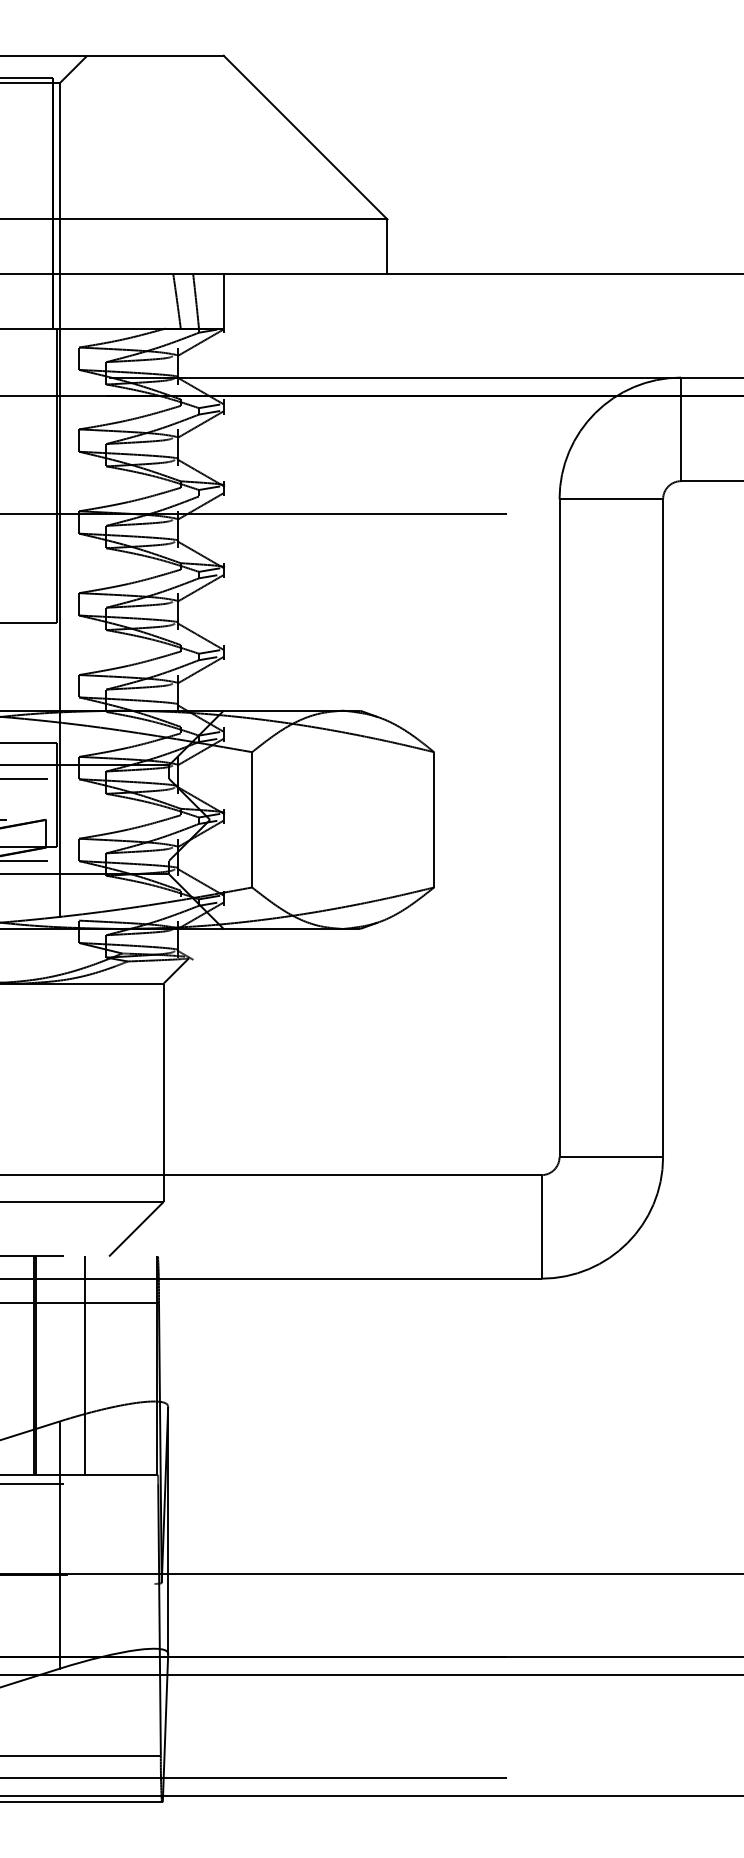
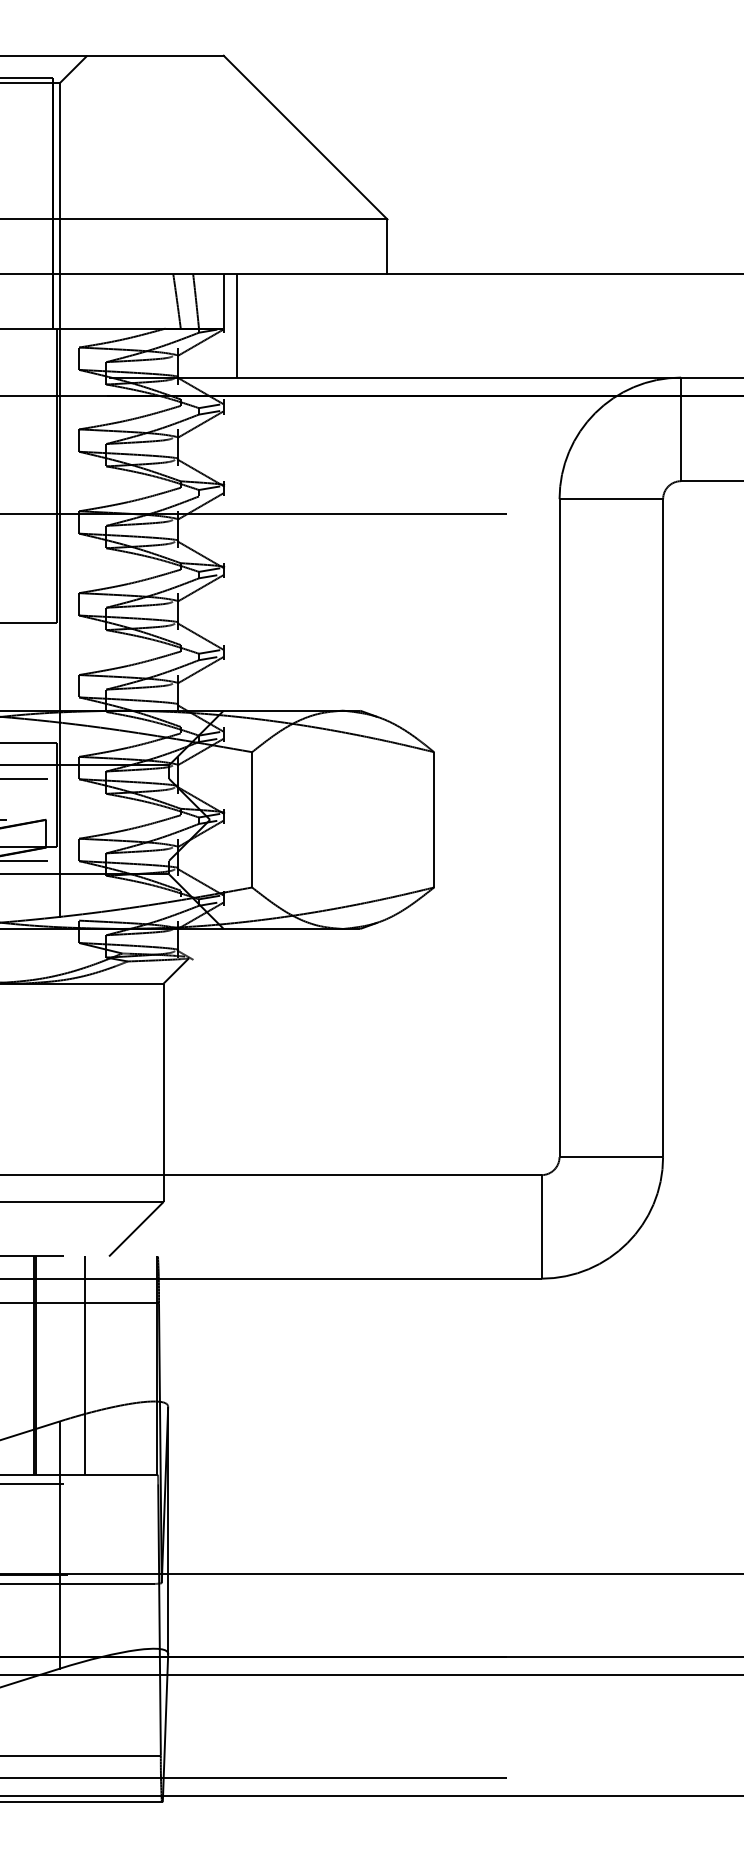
line: none -> present (236, 325)
line: none -> present (78, 1583)
